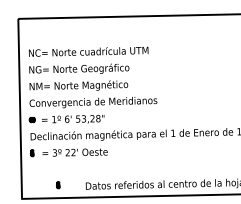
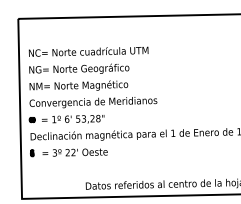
part: present -> none (58, 185)
